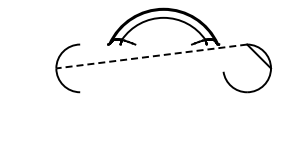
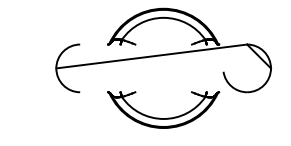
line: dashed -> solid (151, 56)
part: none -> present (159, 117)
